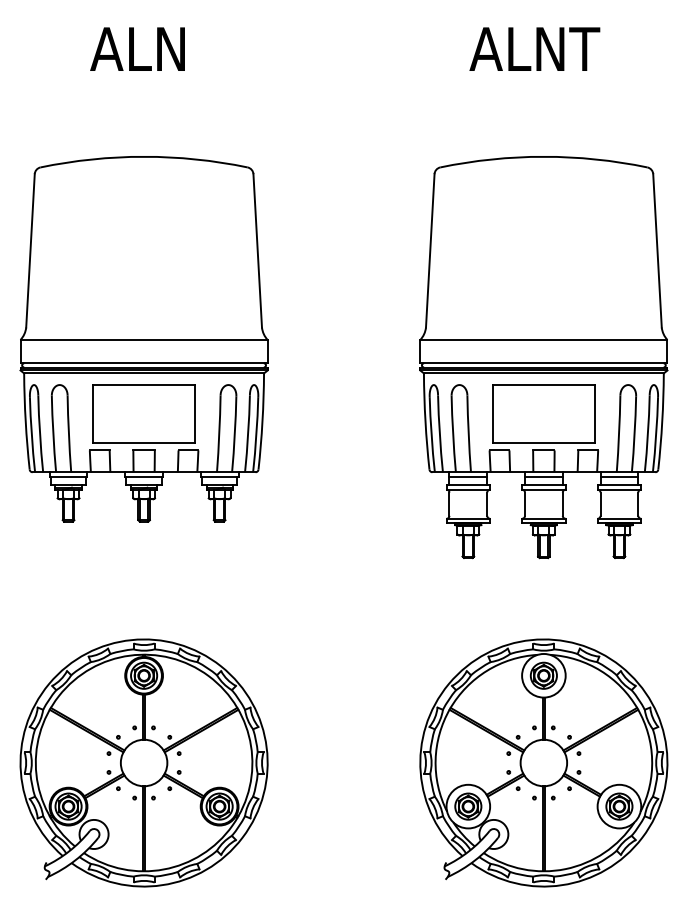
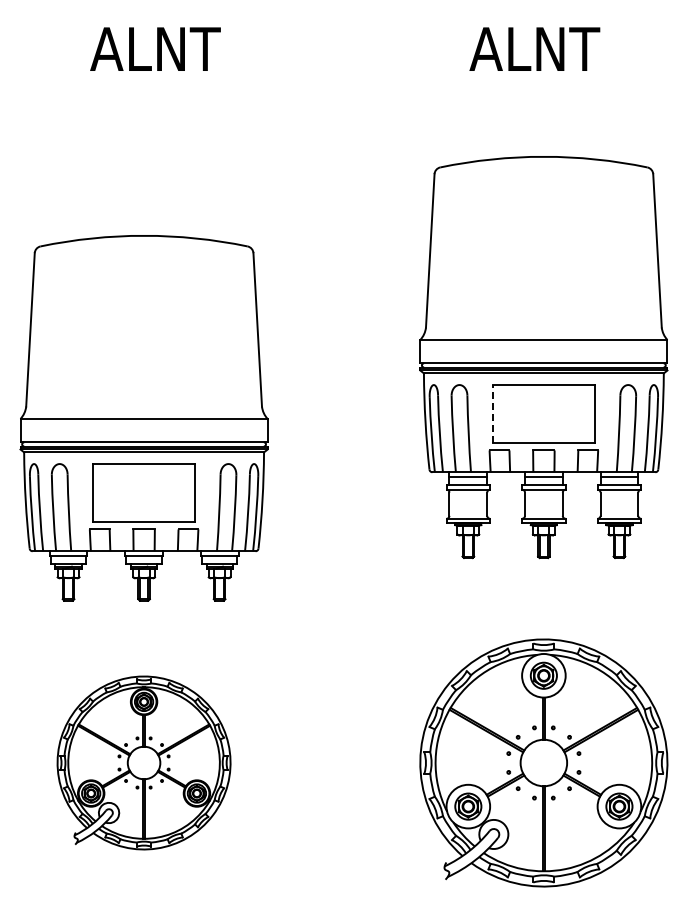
text: ALN -> ALNT (204, 48)
part position: (143, 339) -> (143, 418) (143, 418)
line: solid -> dashed (492, 413)
part size: 250x250 px -> 176x176 px (143, 762)
